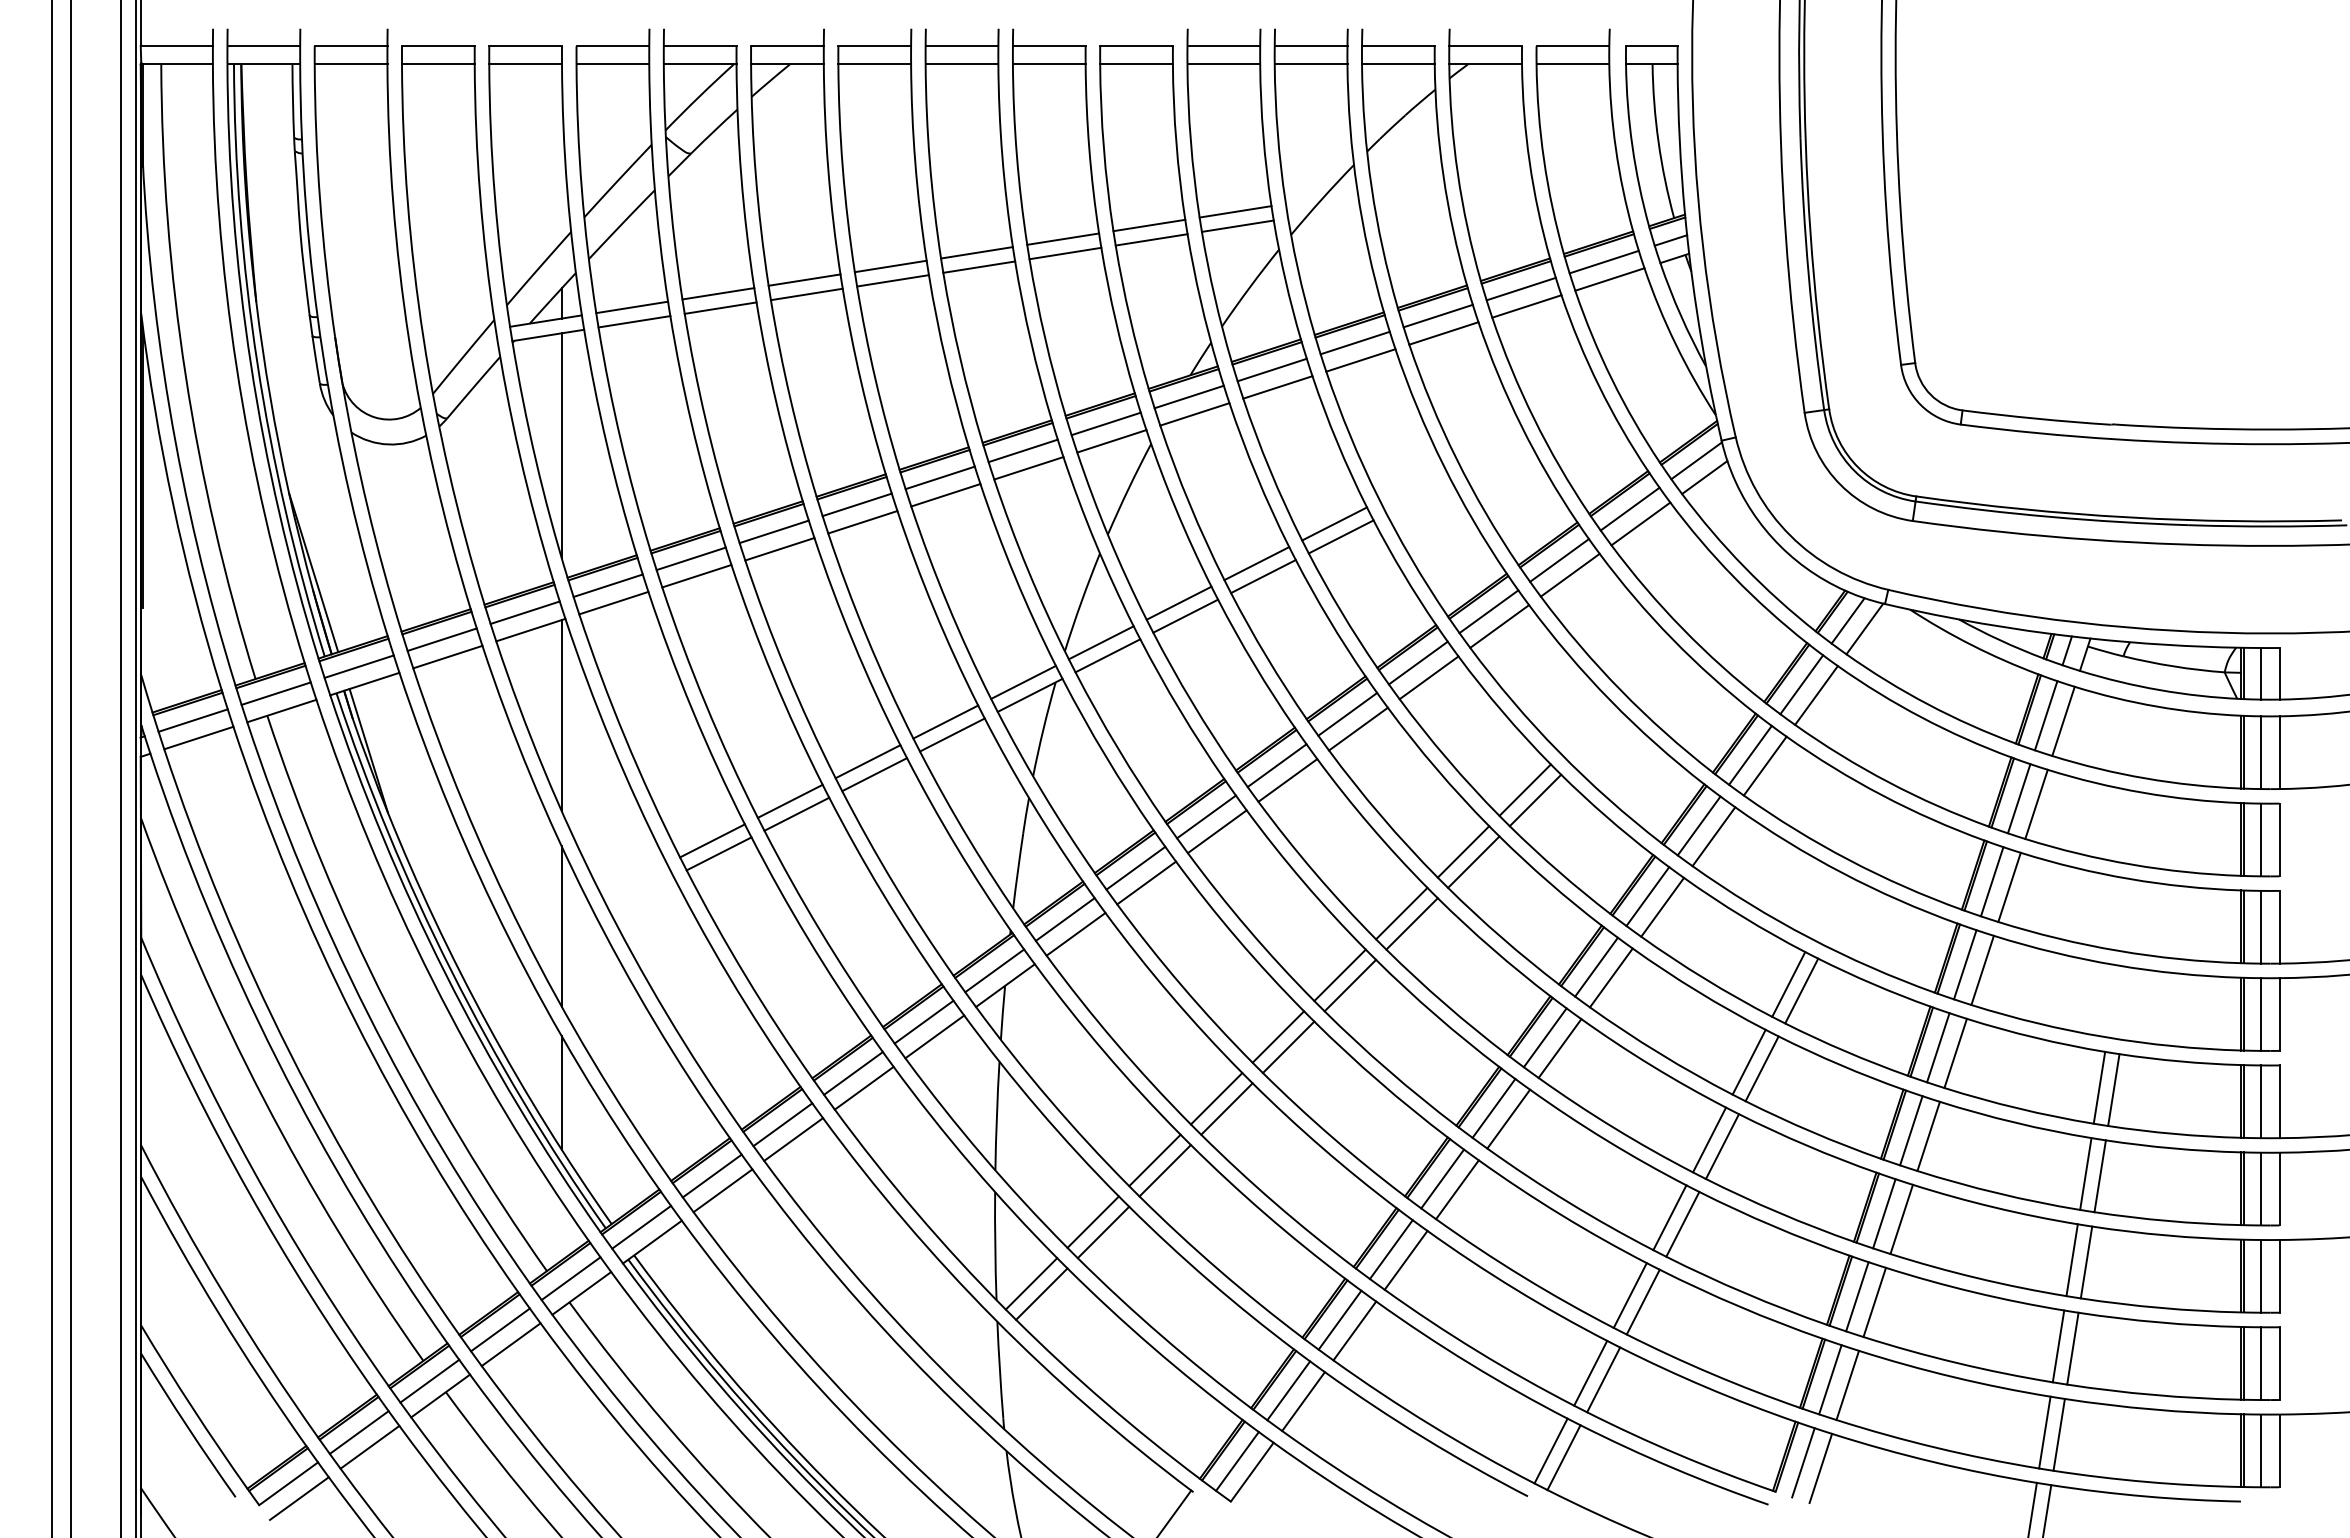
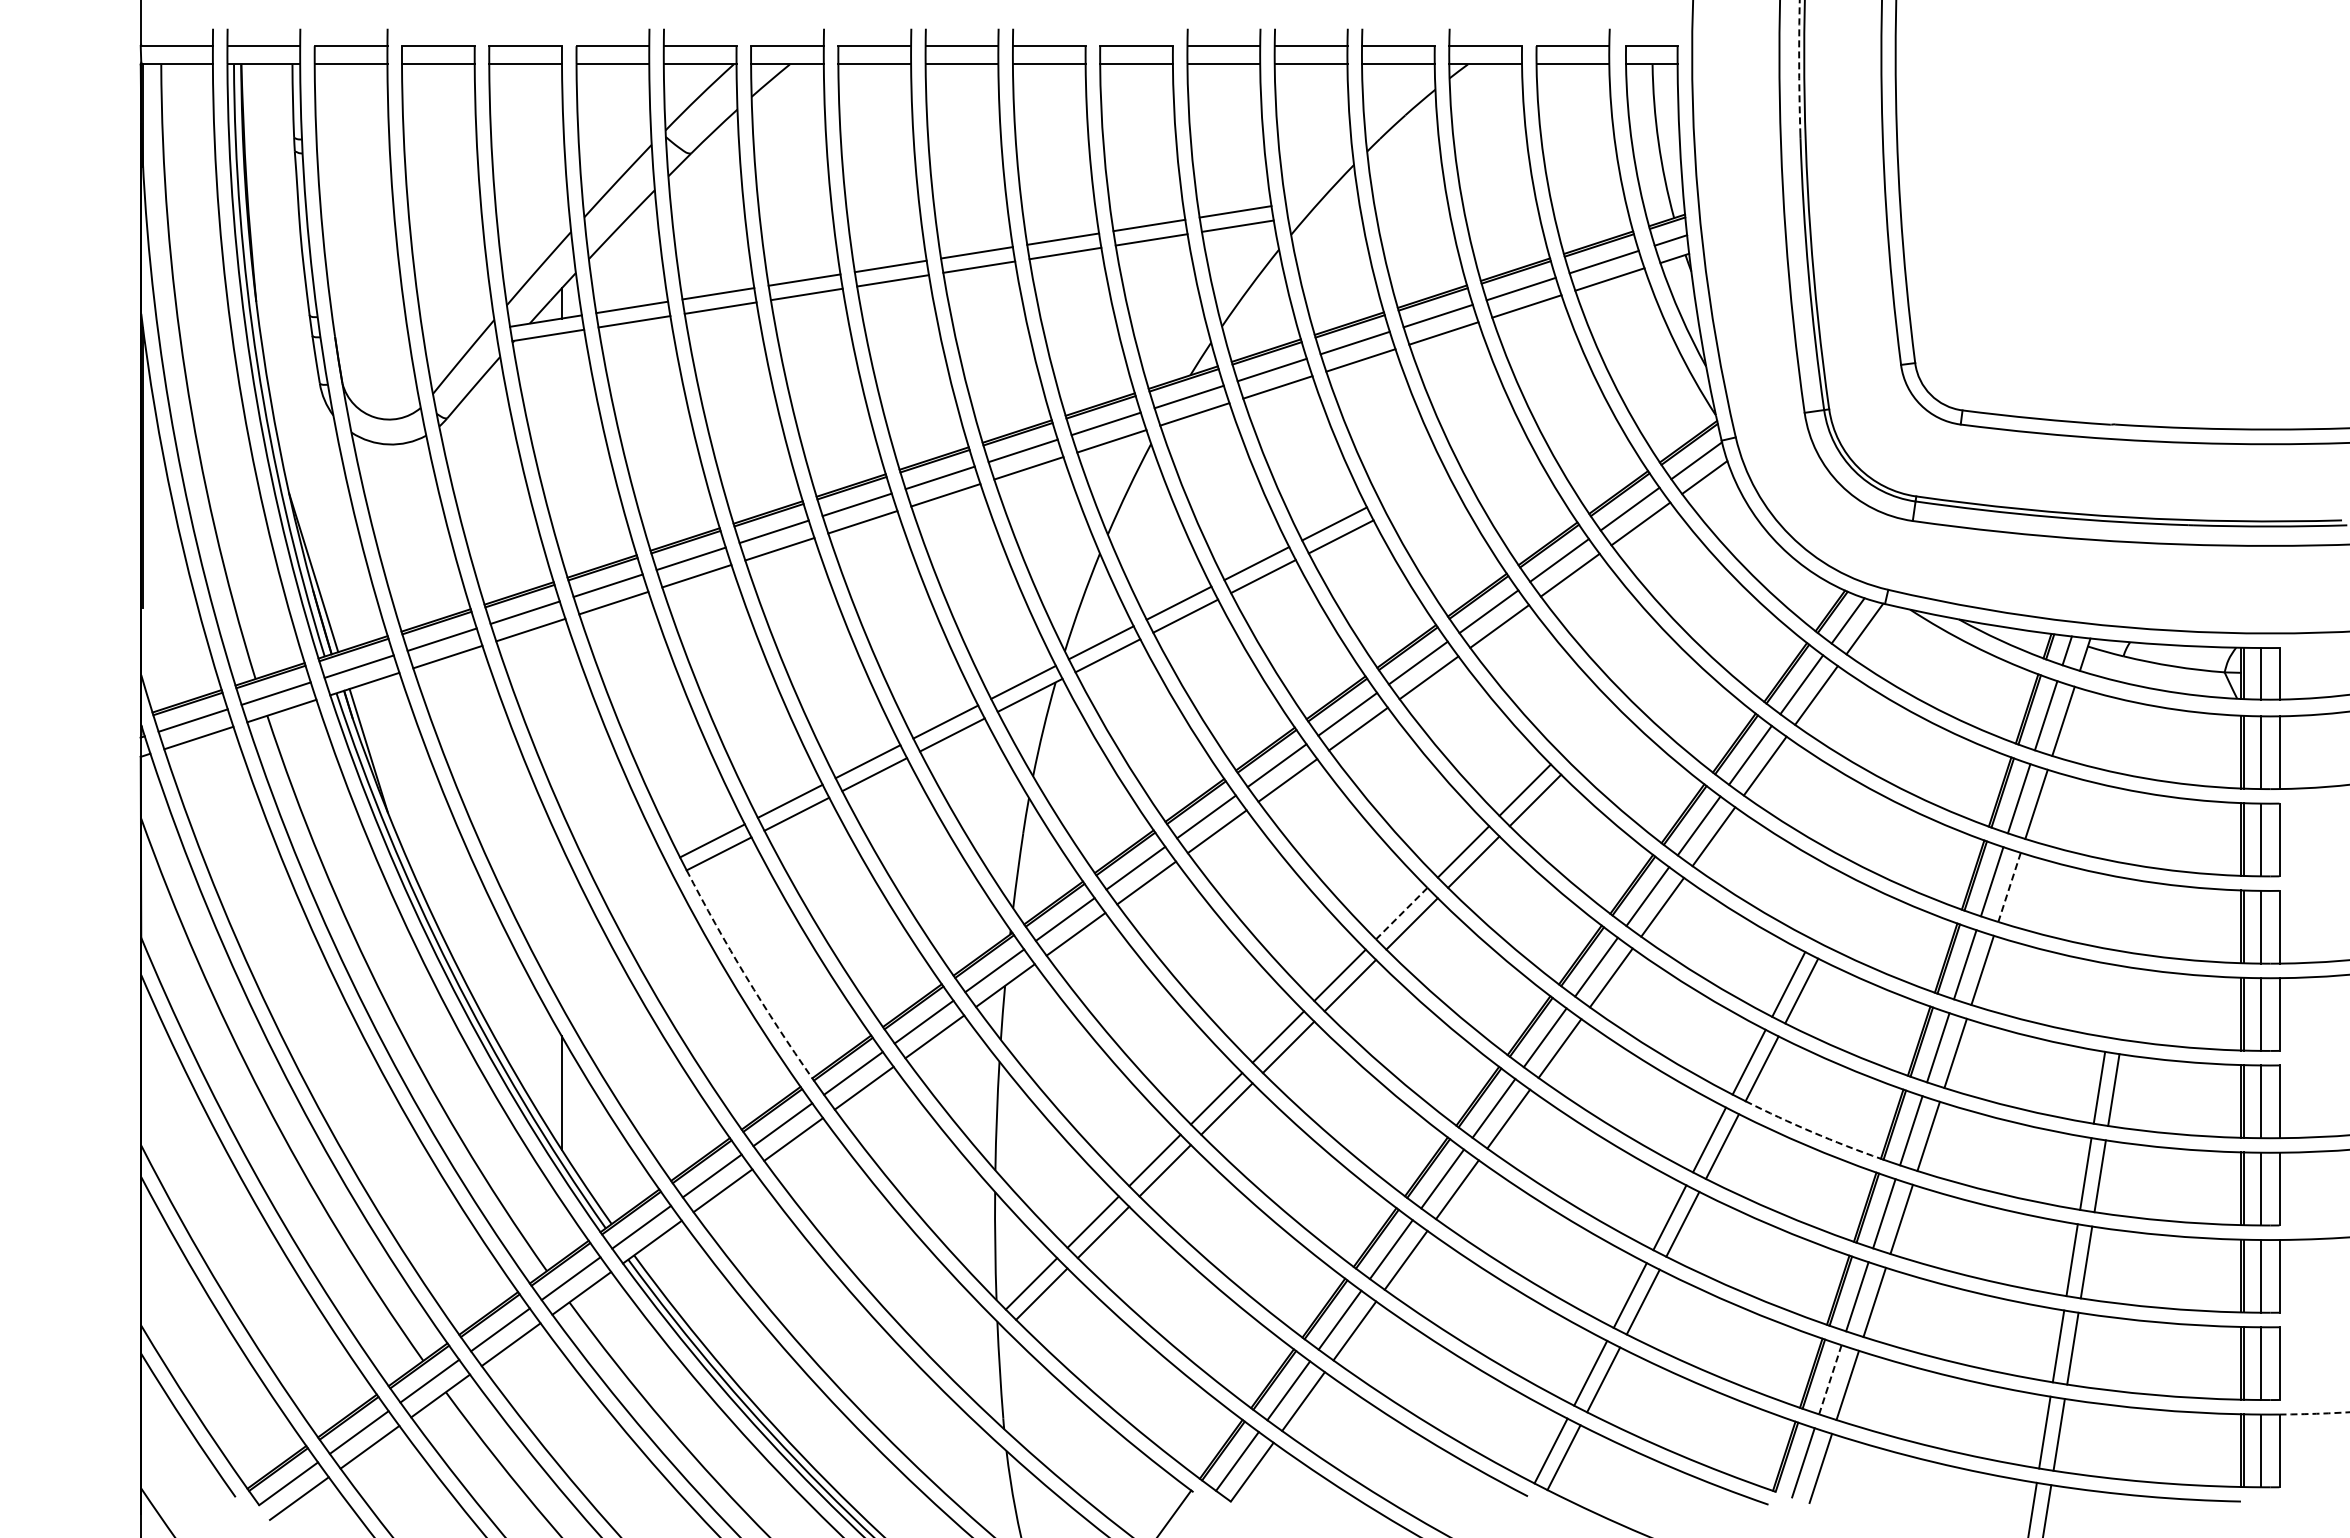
arc: solid -> dashed (1799, 66)
line: present -> none (561, 445)
line: present -> none (561, 715)
line: present -> none (52, 768)
line: present -> none (70, 768)
line: present -> none (121, 768)
line: present -> none (136, 768)
line: solid -> dashed (2009, 887)
line: solid -> dashed (1401, 913)
line: present -> none (561, 926)
arc: solid -> dashed (745, 976)
arc: solid -> dashed (1812, 1132)
line: solid -> dashed (1830, 1380)
arc: solid -> dashed (2314, 1413)
